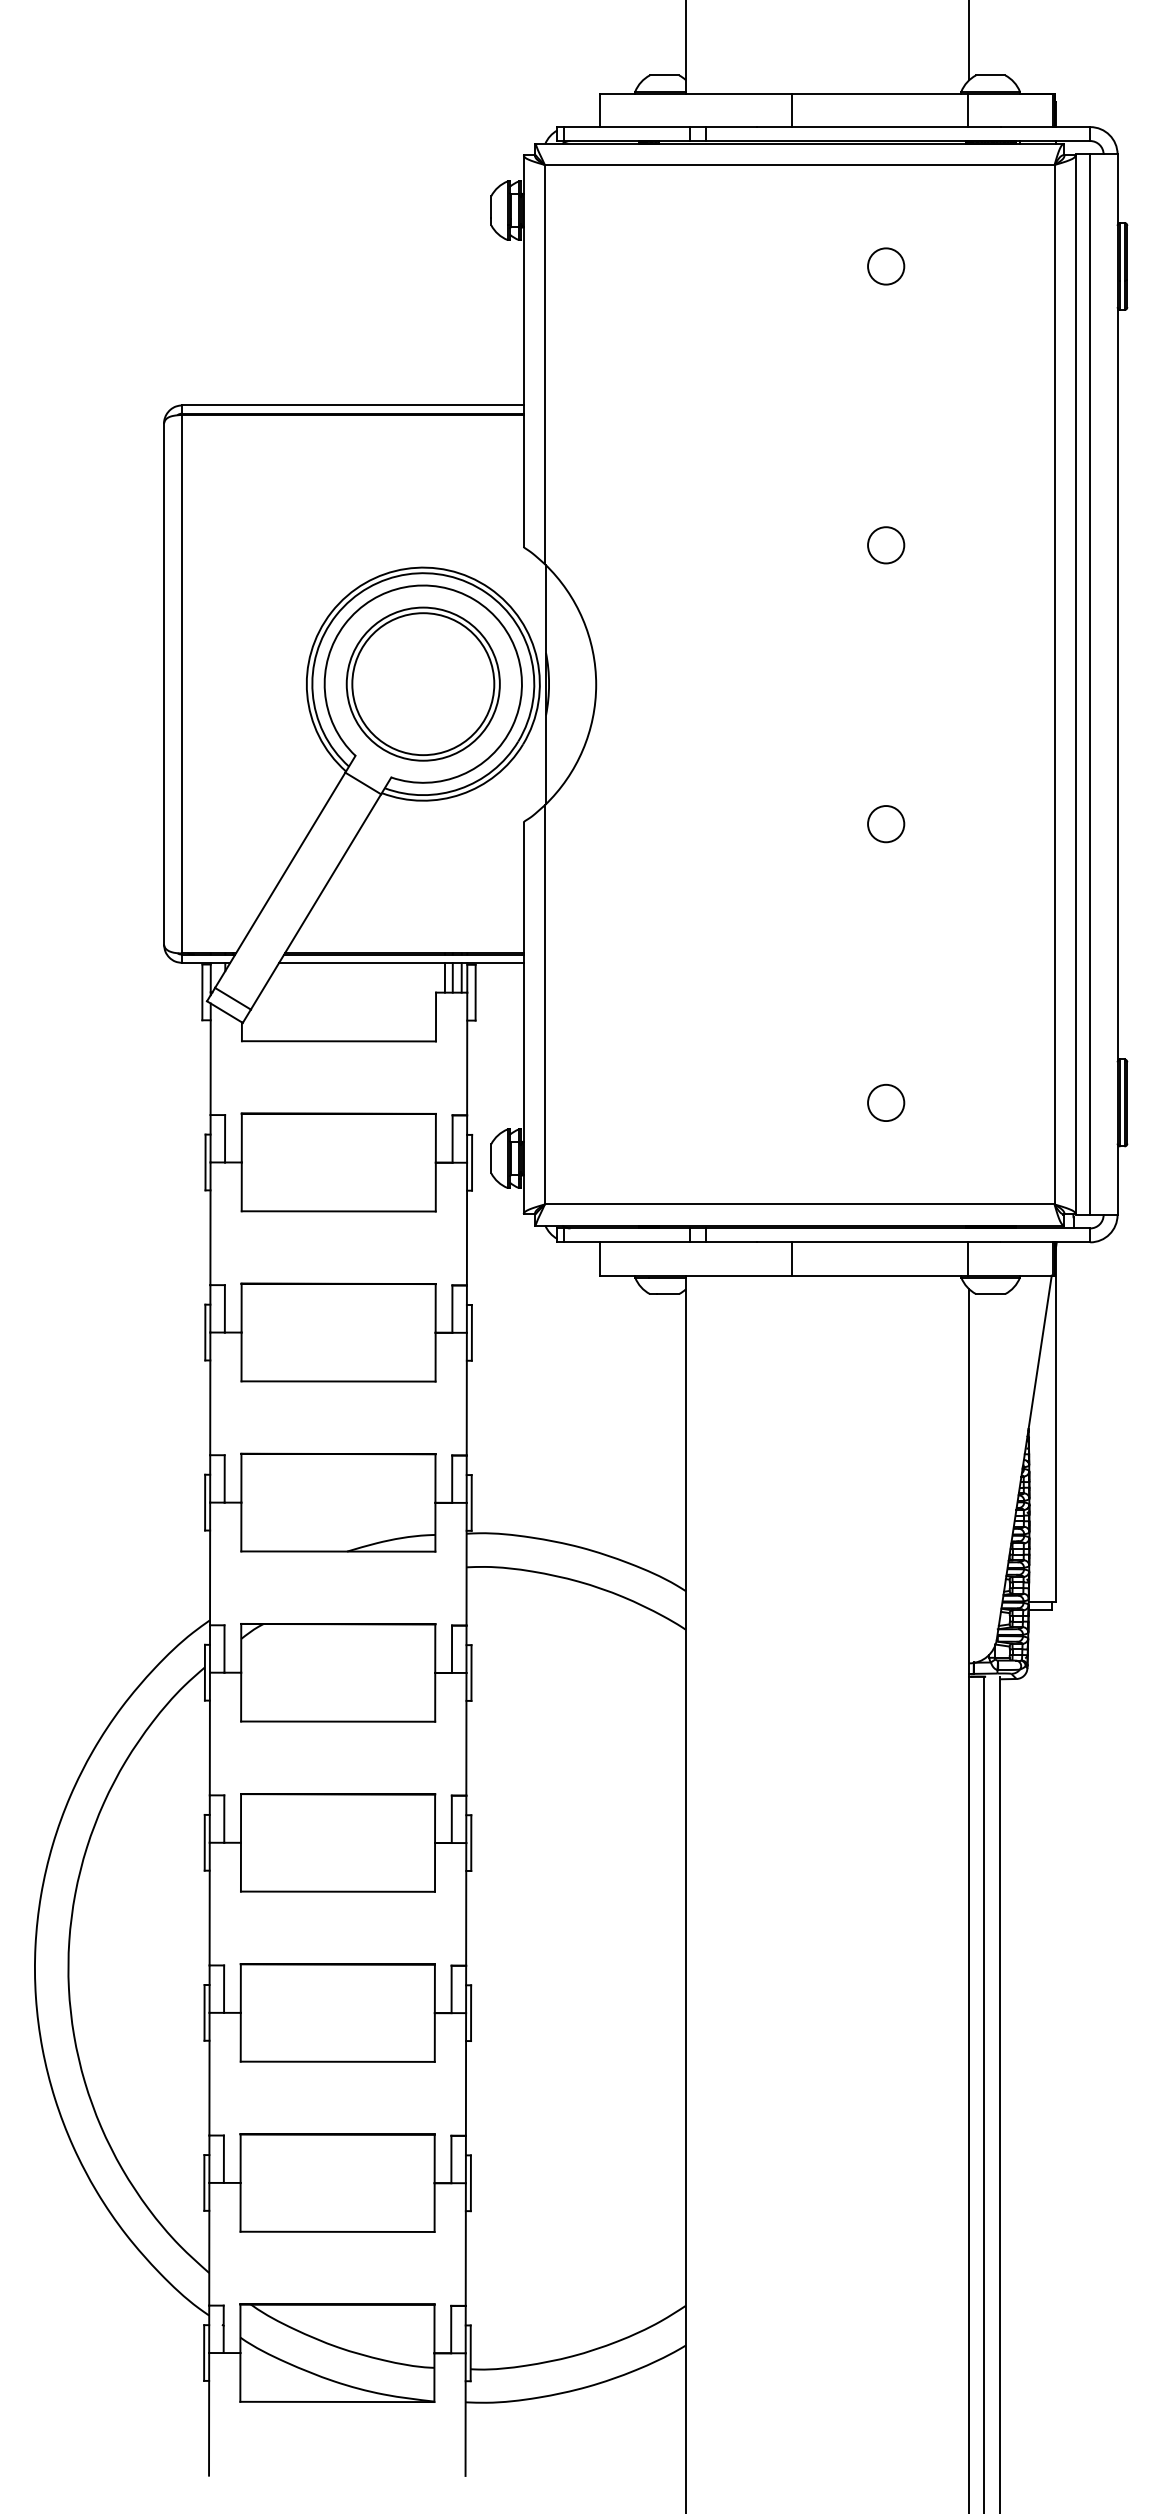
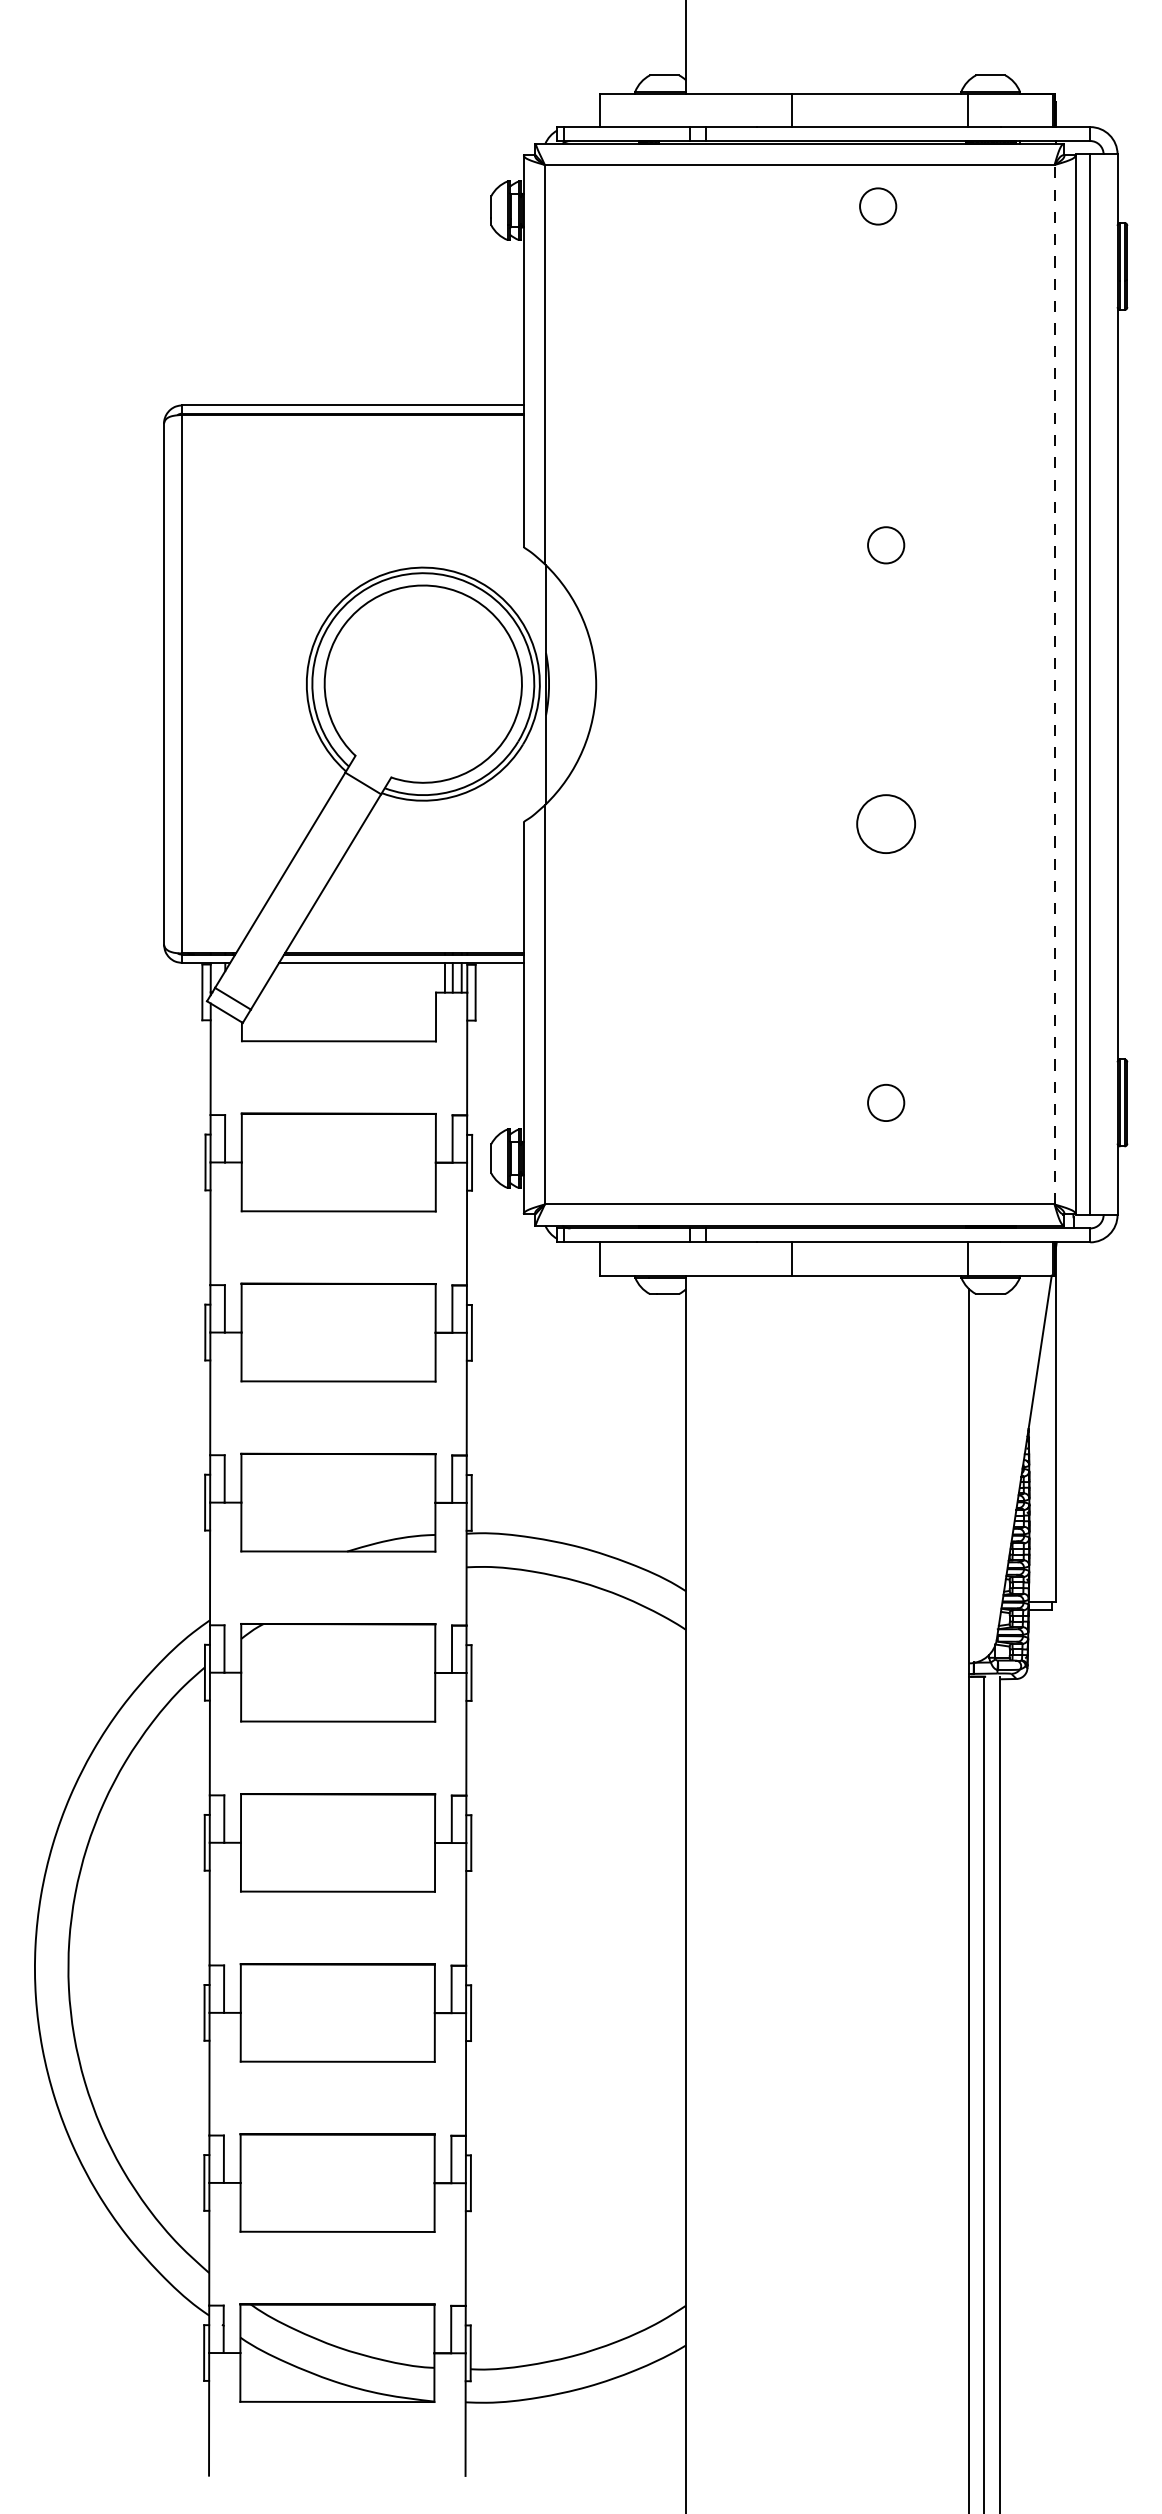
line: present -> none (969, 41)
circle position: (886, 266) -> (878, 206) (878, 206)
part: present -> none (422, 683)
line: solid -> dashed (1054, 684)
circle diameter: 36 px -> 58 px (886, 824)
